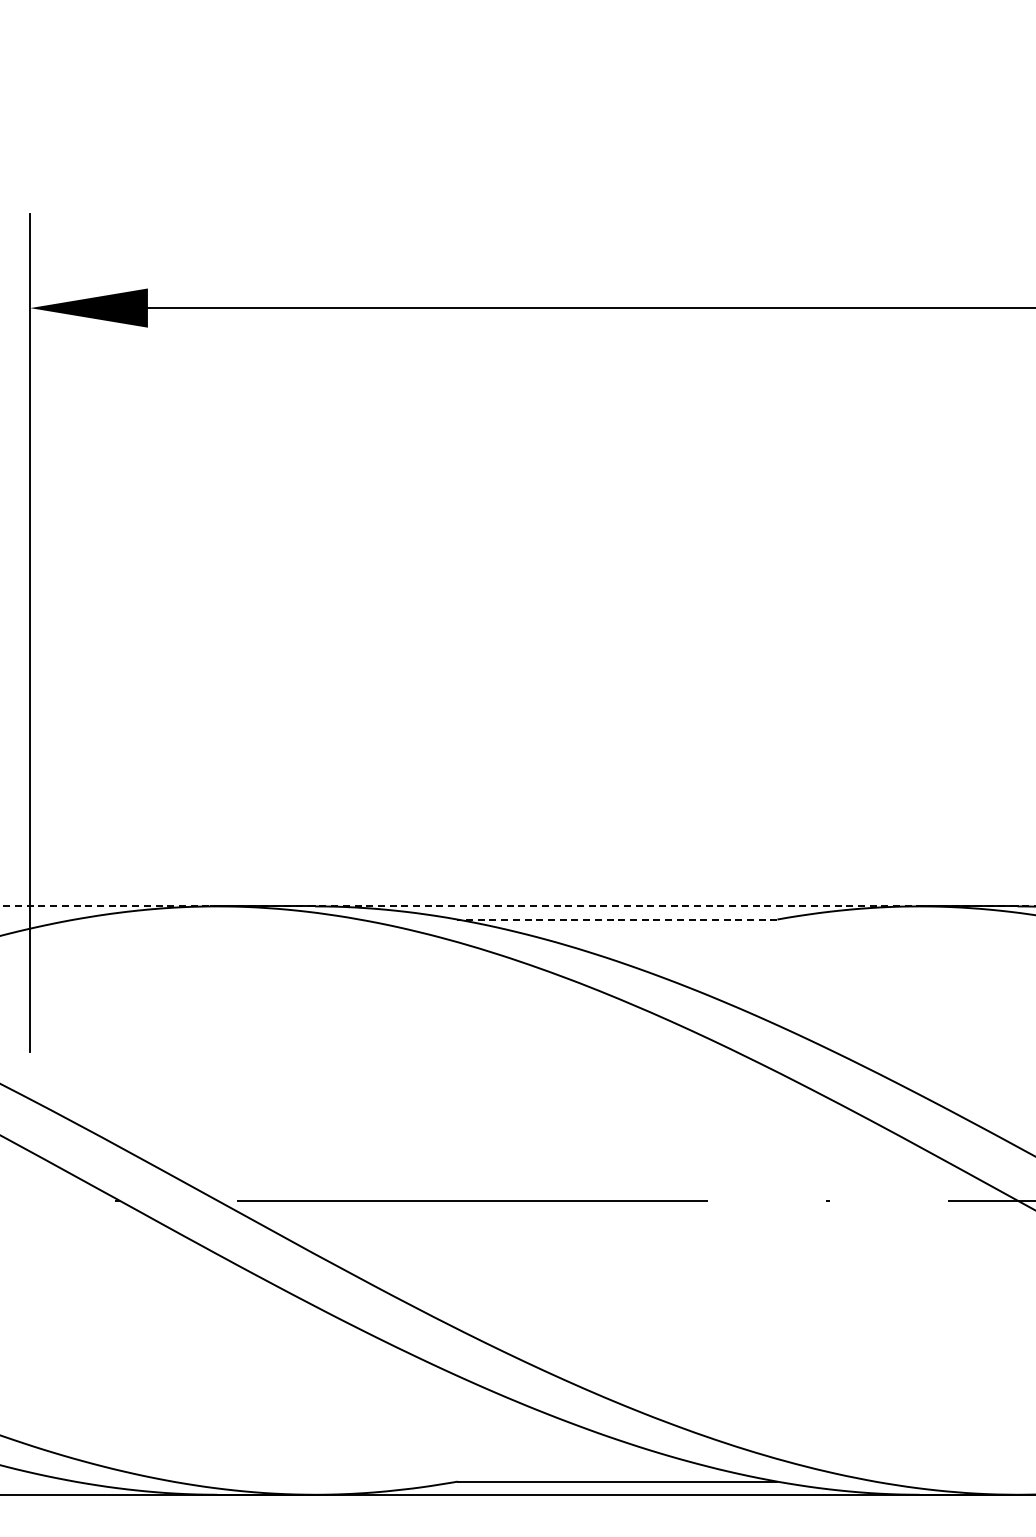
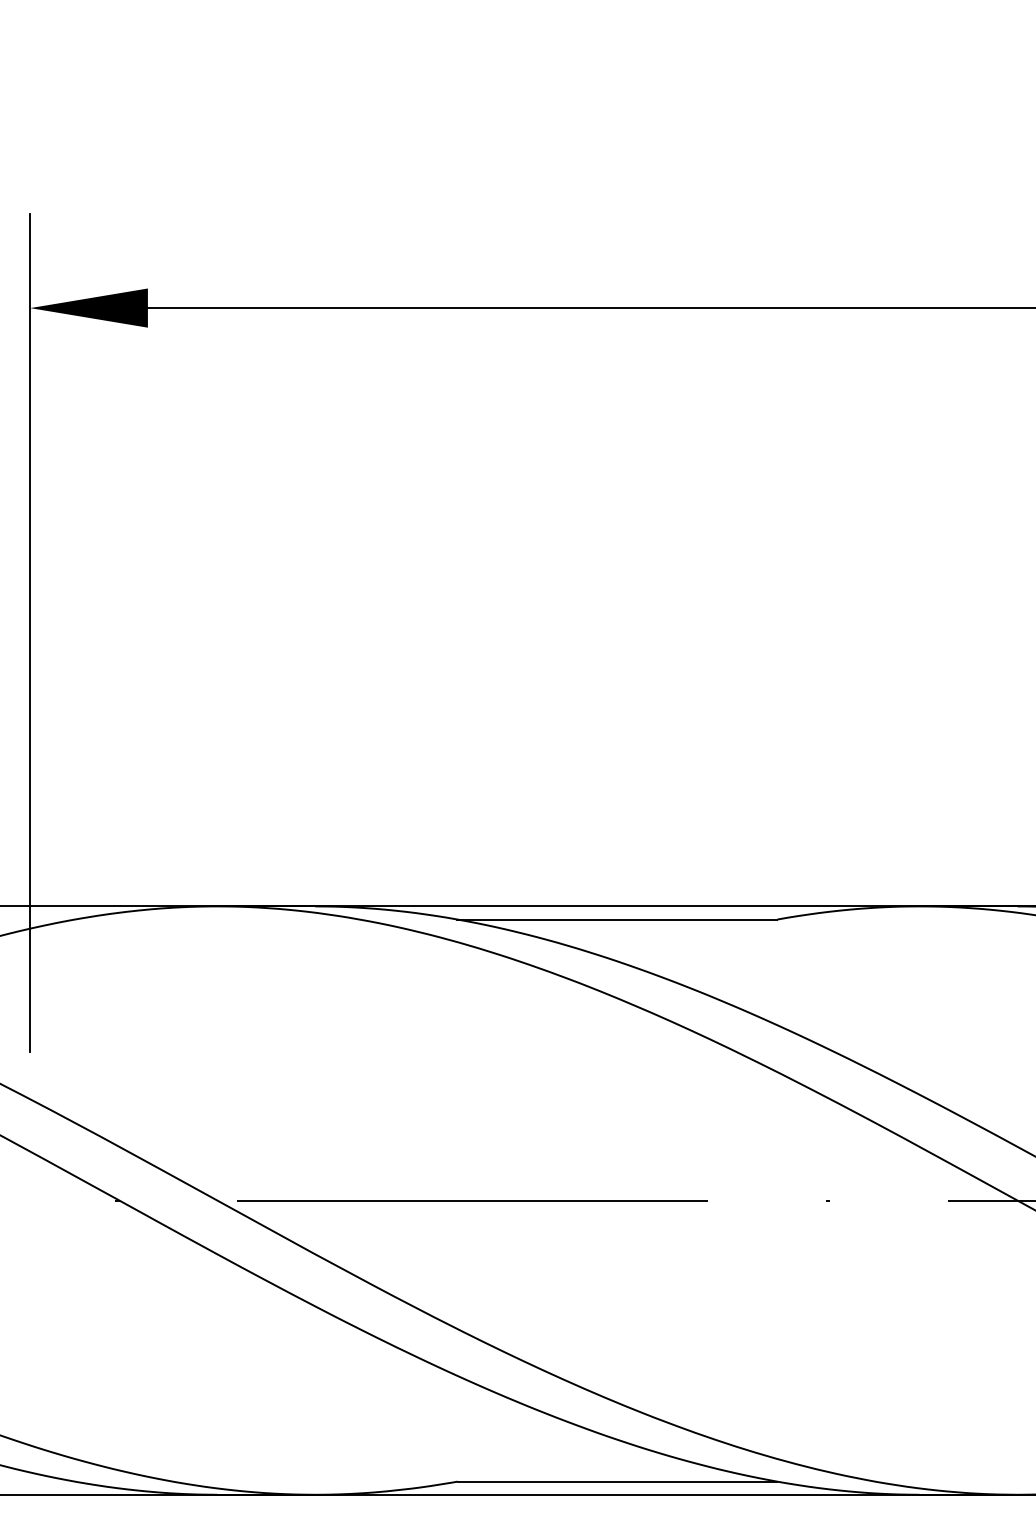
line: dashed -> solid (518, 906)
line: dashed -> solid (617, 919)
